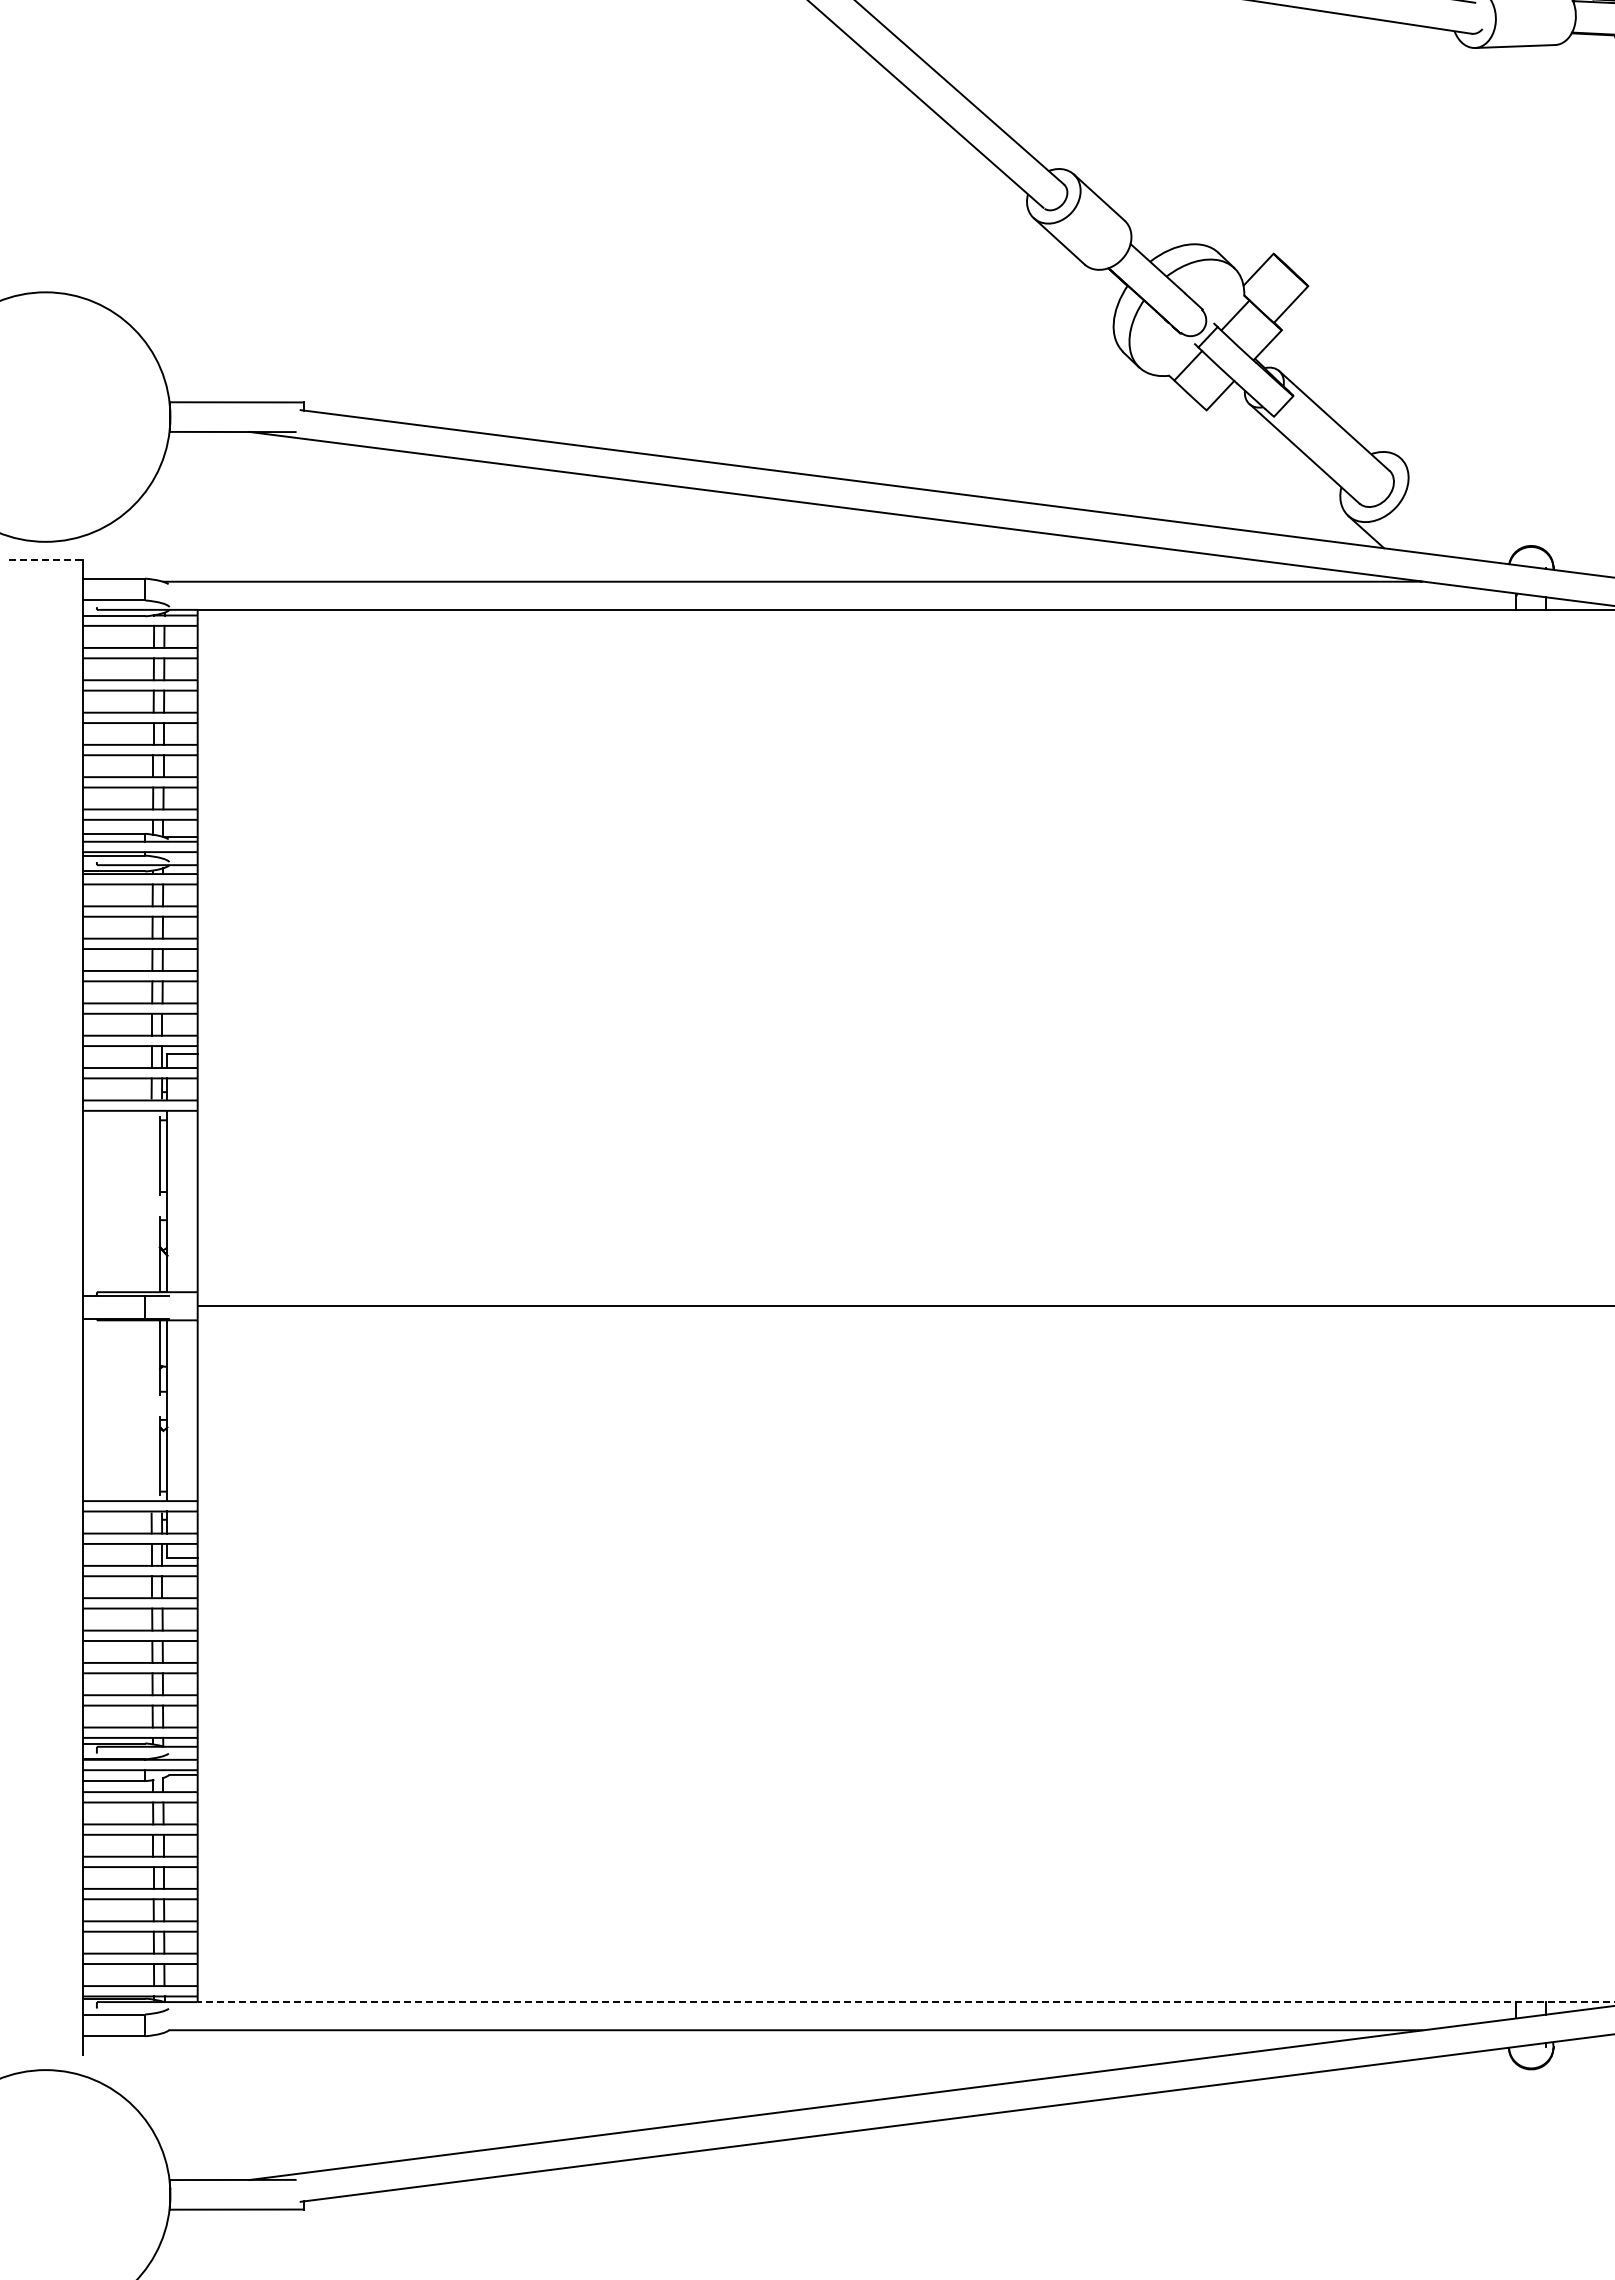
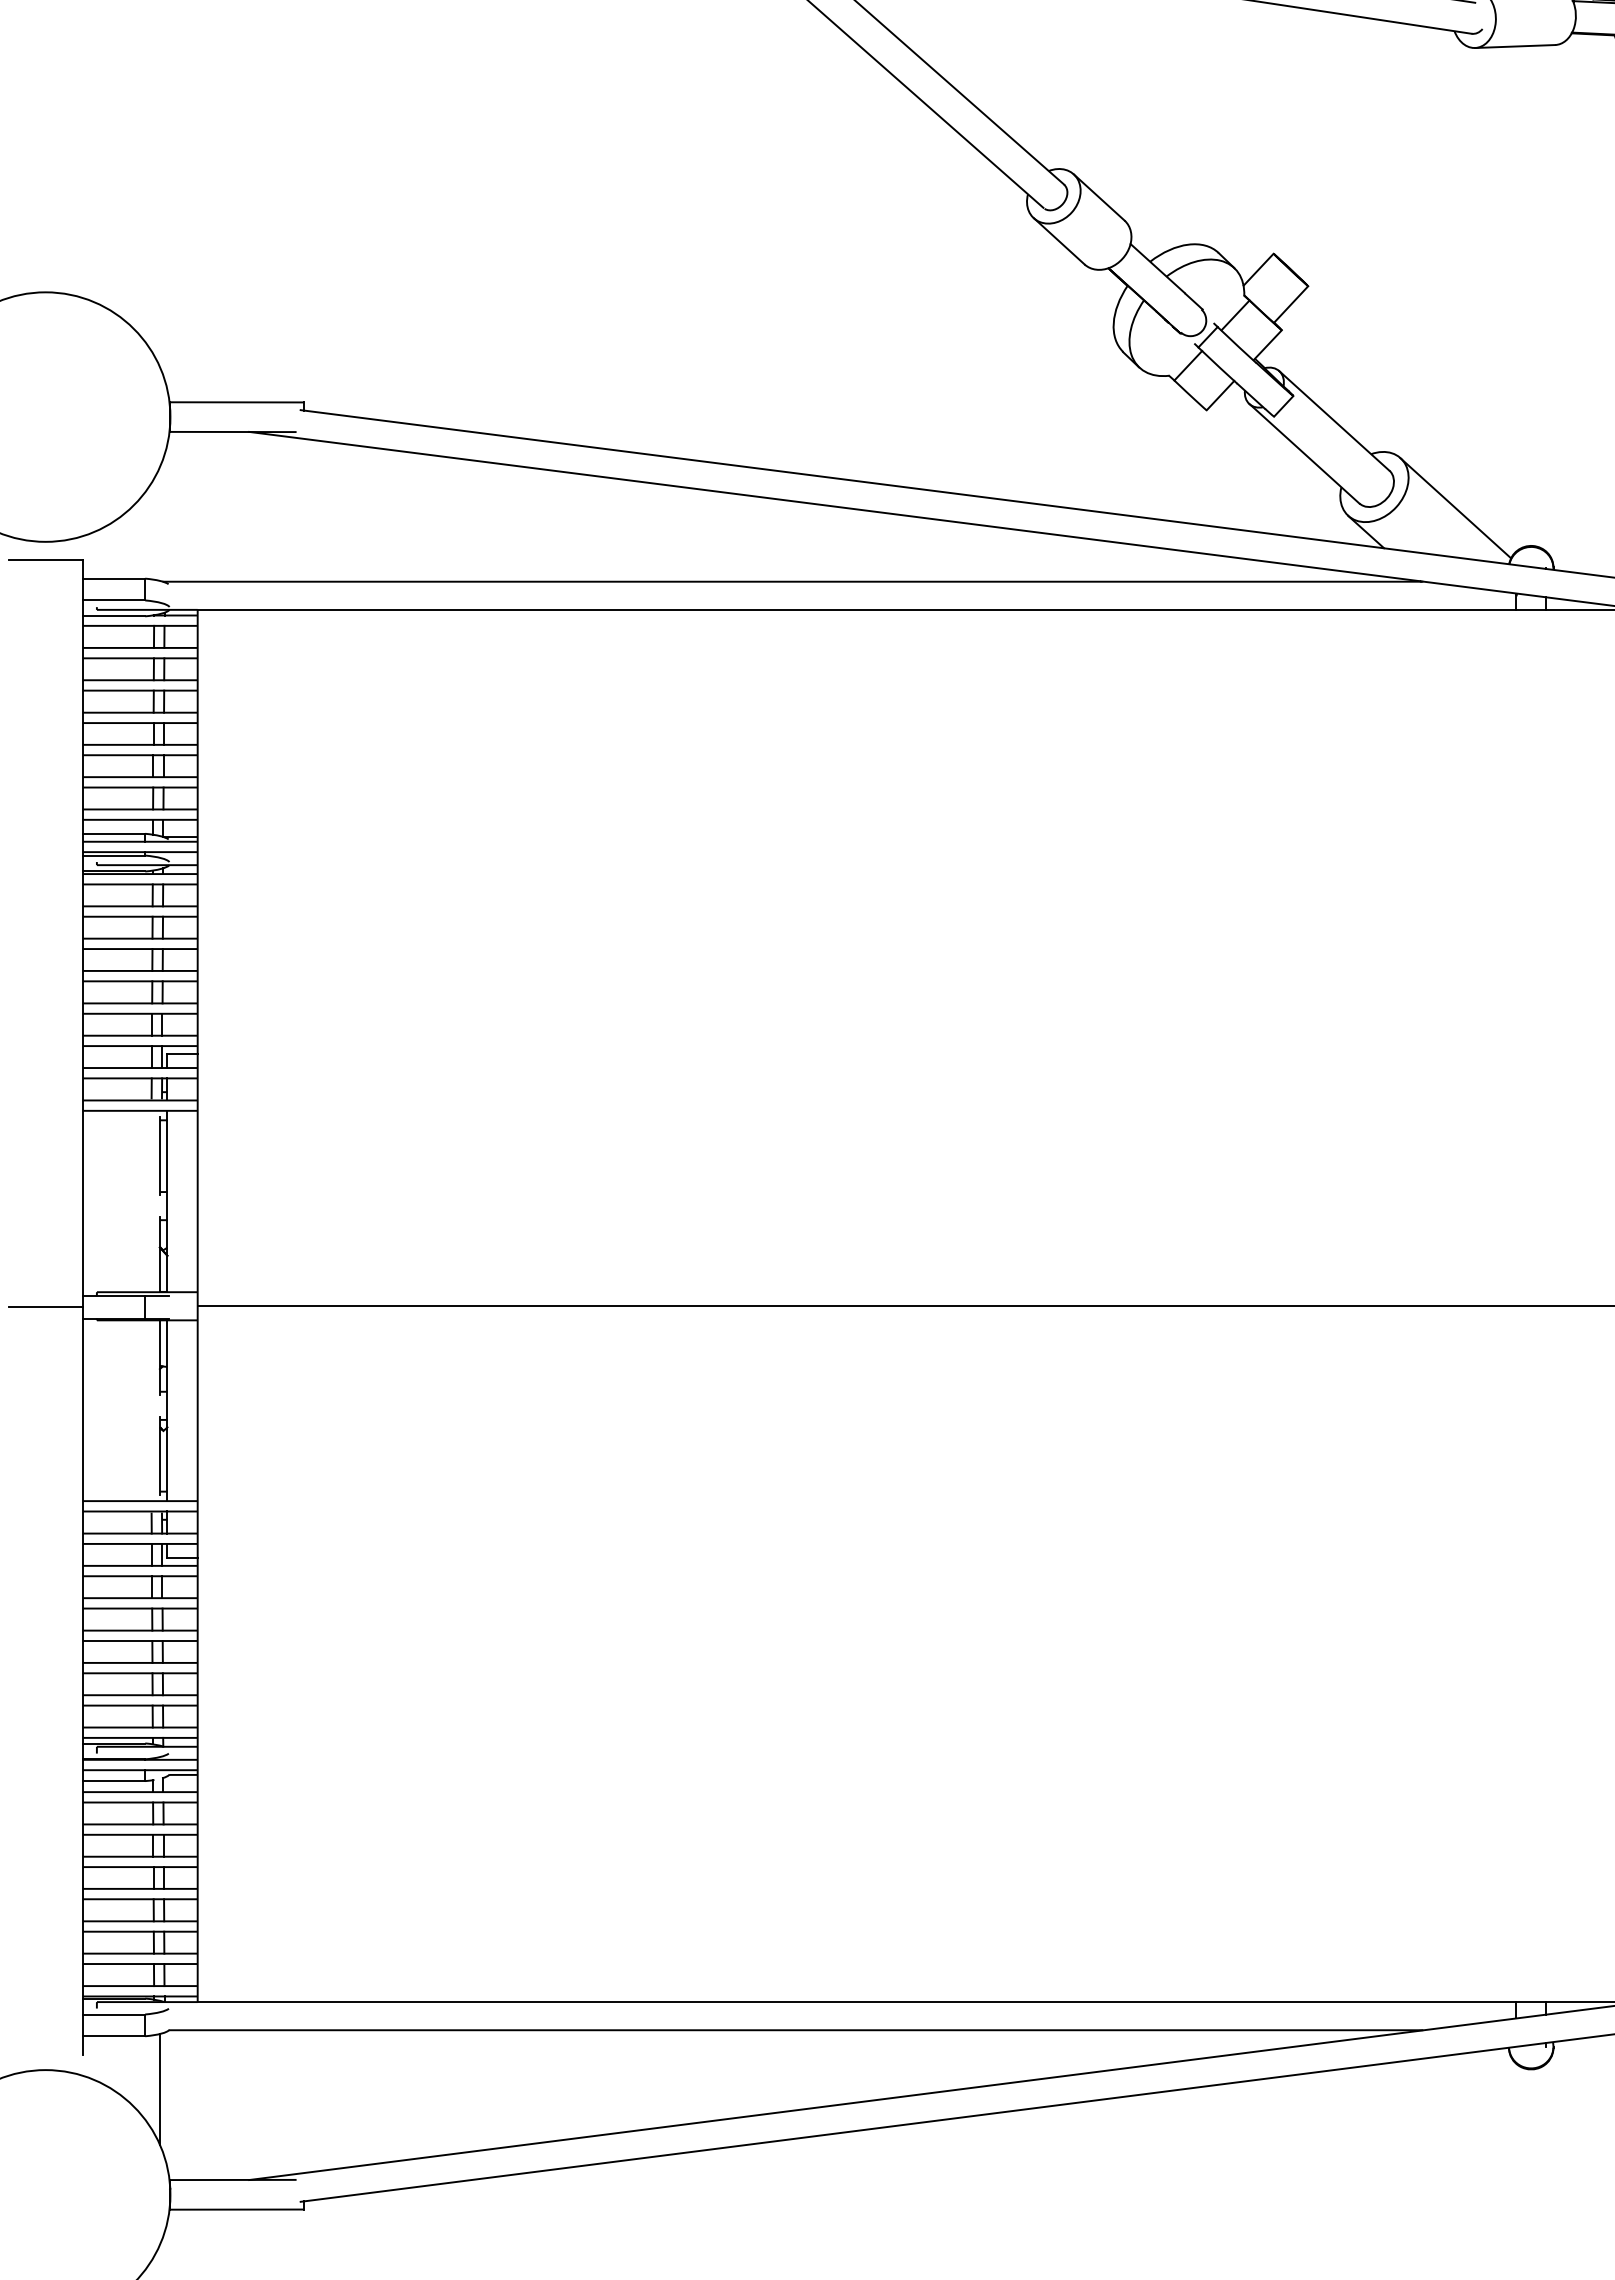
line: none -> present (1455, 508)
line: dashed -> solid (46, 559)
line: none -> present (45, 1307)
line: dashed -> solid (905, 2002)
line: none -> present (159, 2089)
